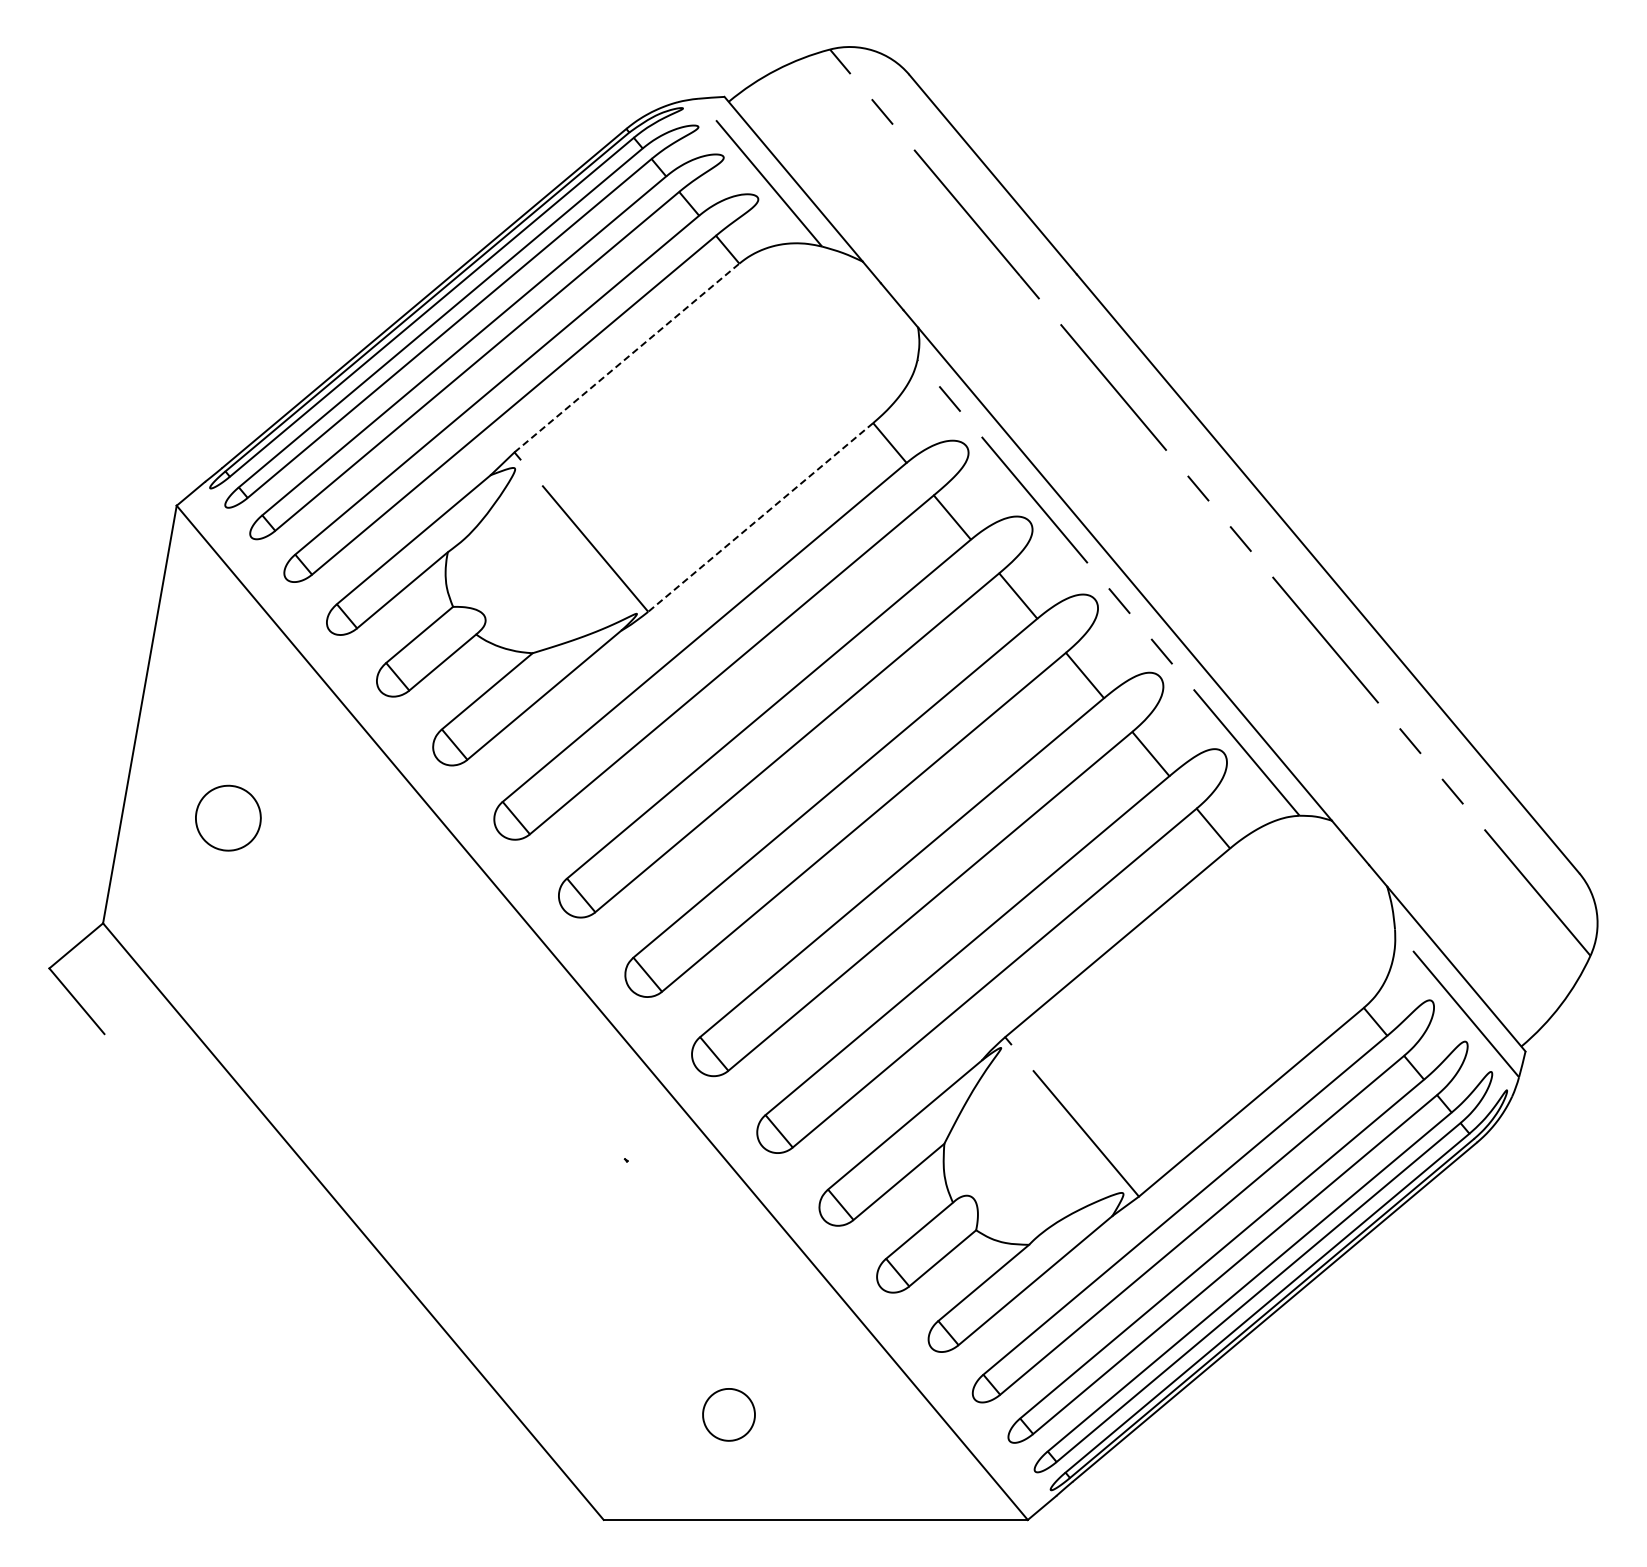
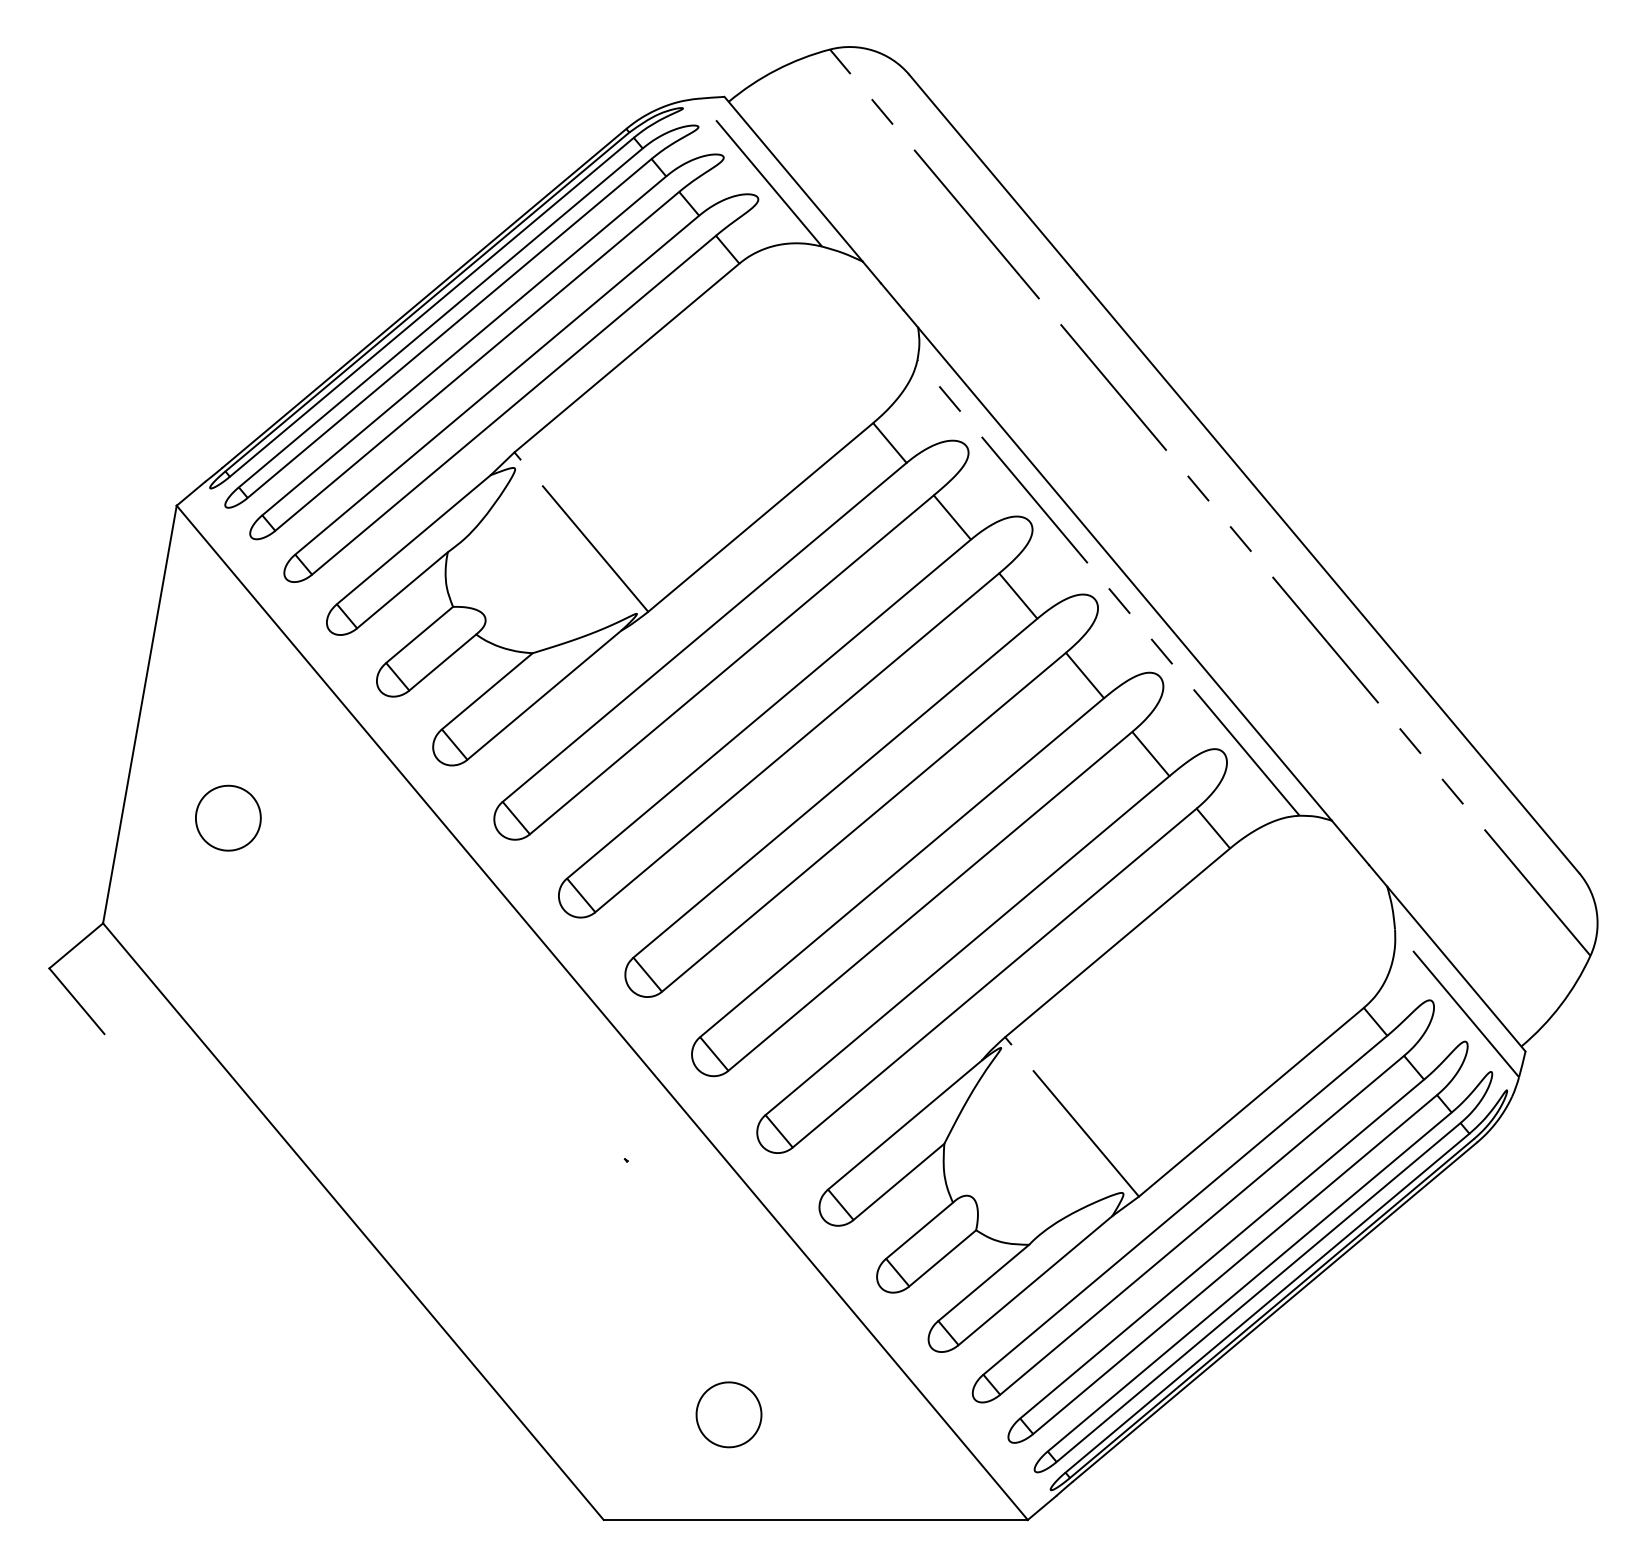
line: dashed -> solid (626, 358)
line: dashed -> solid (760, 517)
part size: 54x54 px -> 68x68 px (728, 1414)
